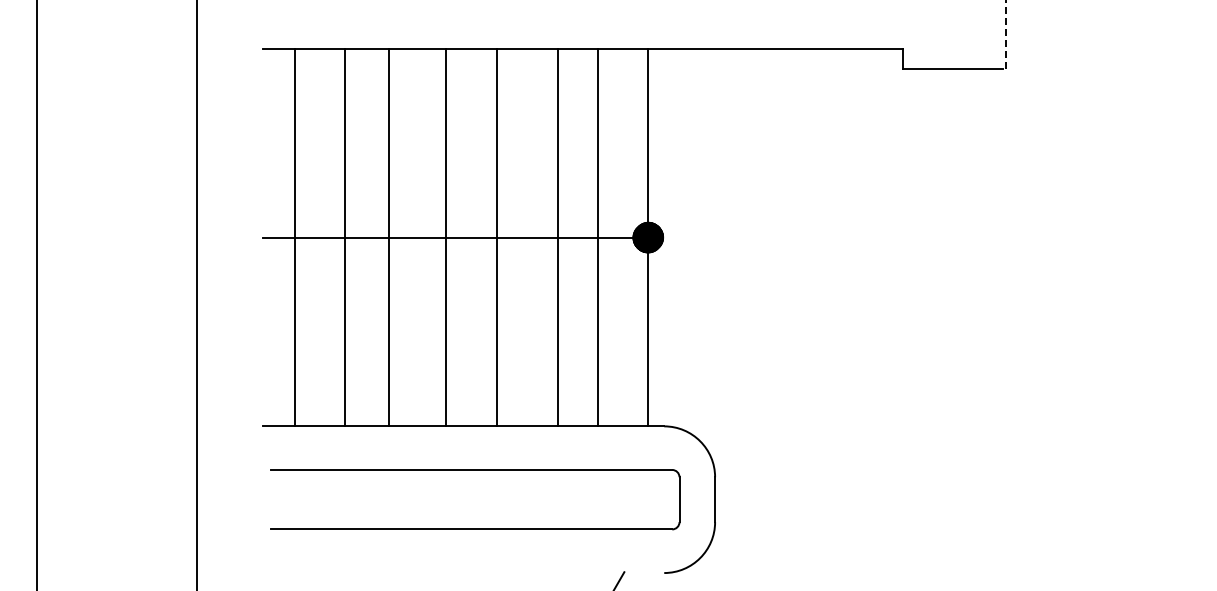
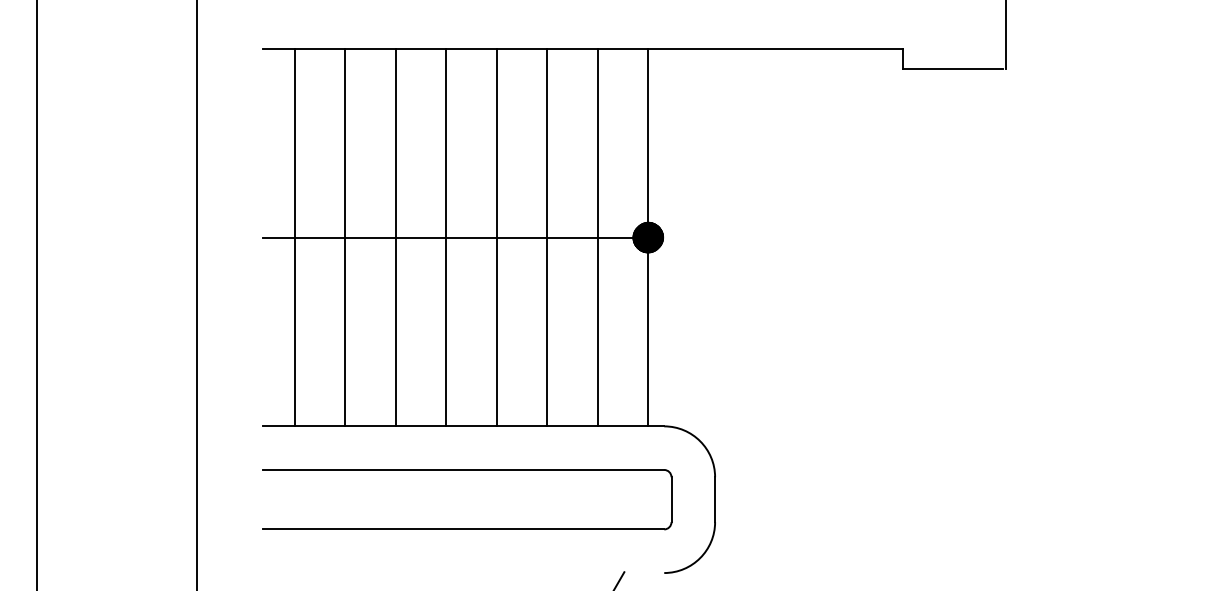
line: dashed -> solid (1005, 34)
line position: (388, 237) -> (395, 237) (395, 237)
line position: (558, 237) -> (547, 237) (547, 237)
part position: (475, 470) -> (467, 470) (467, 470)
